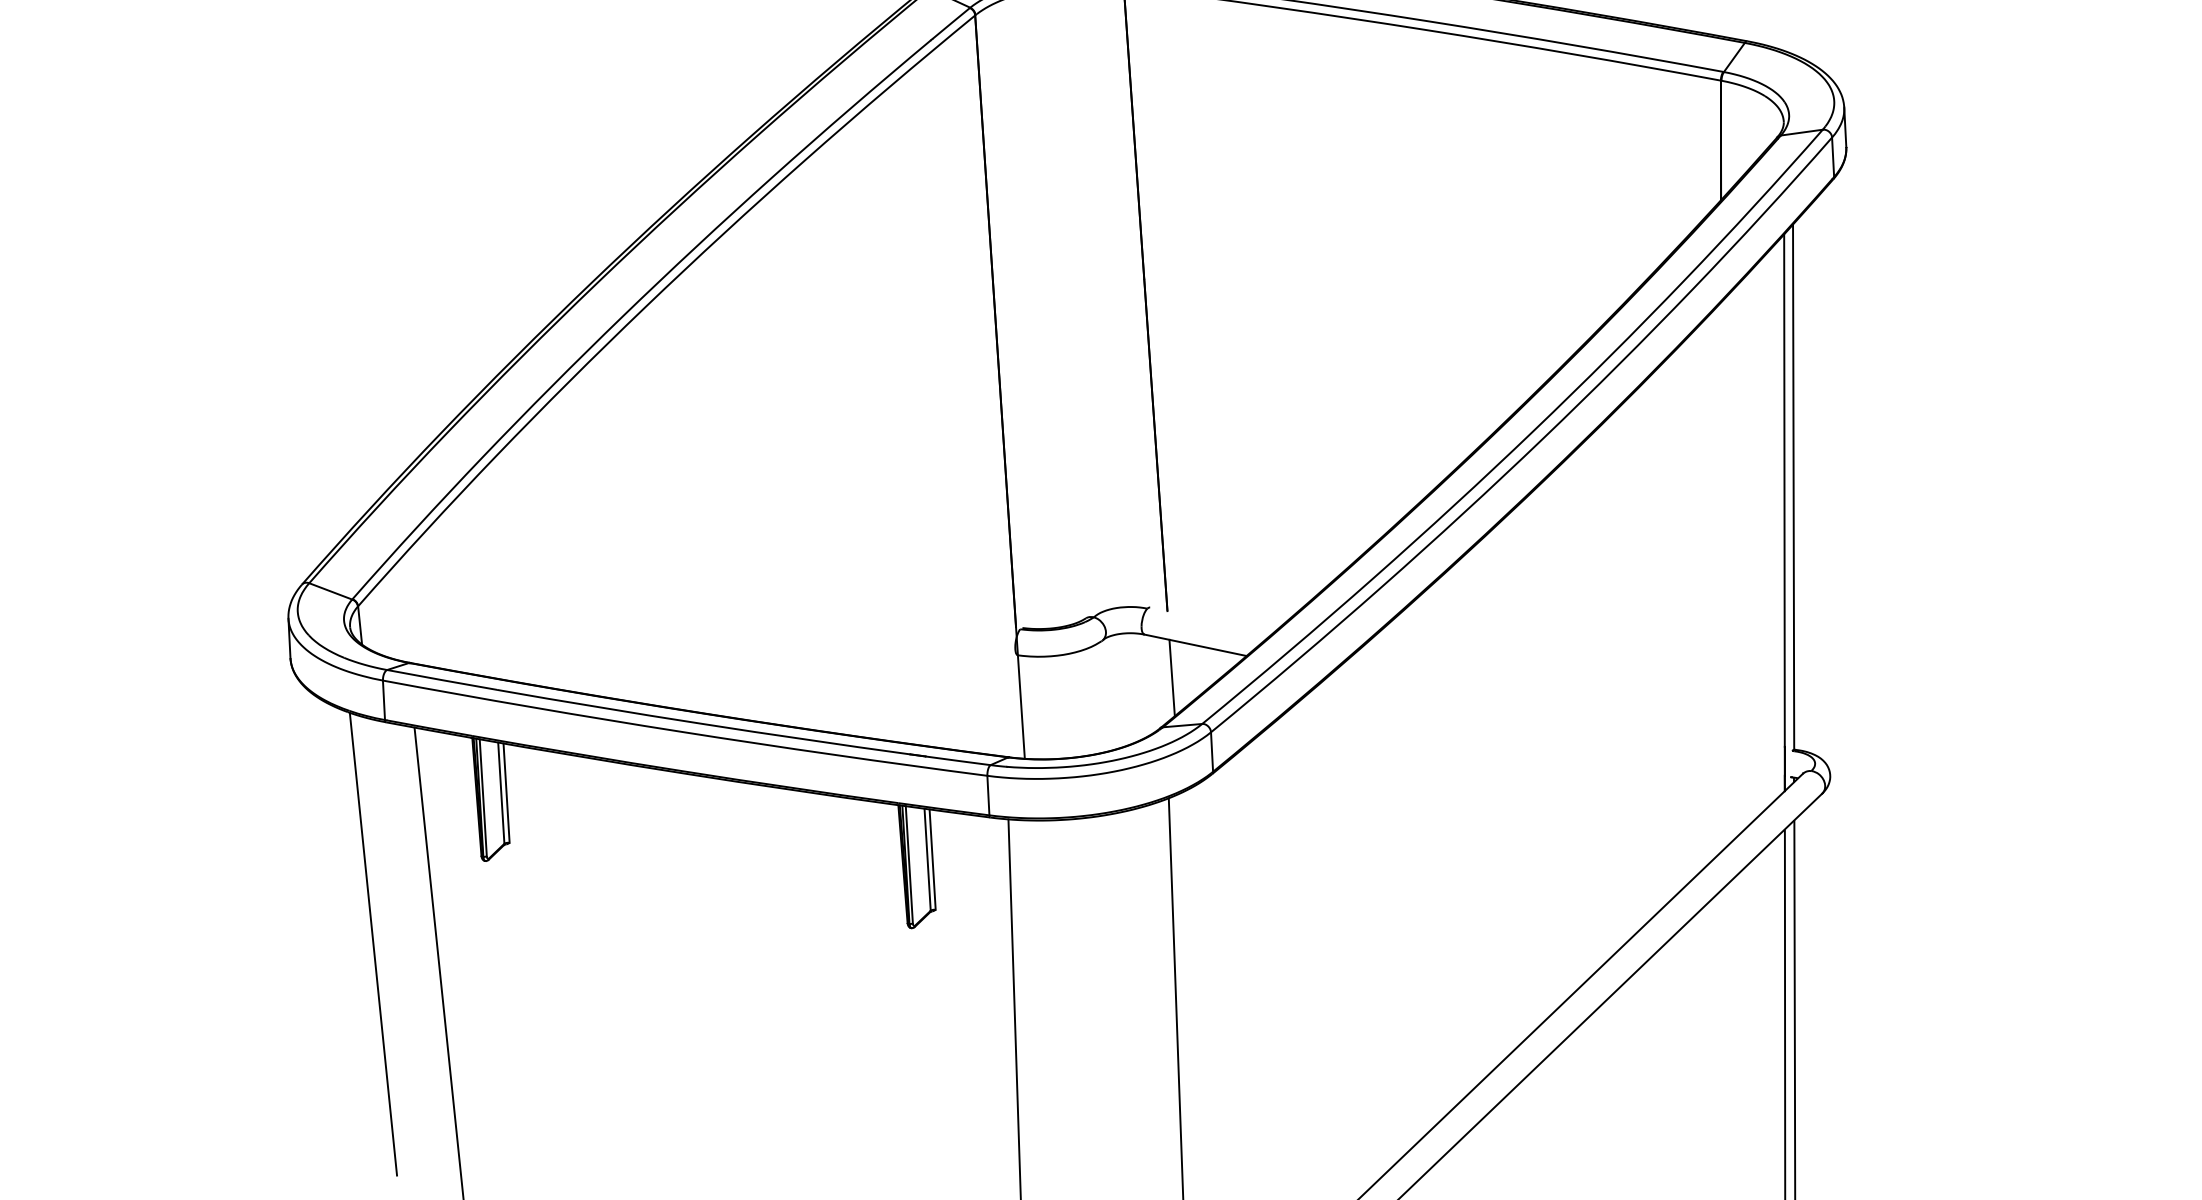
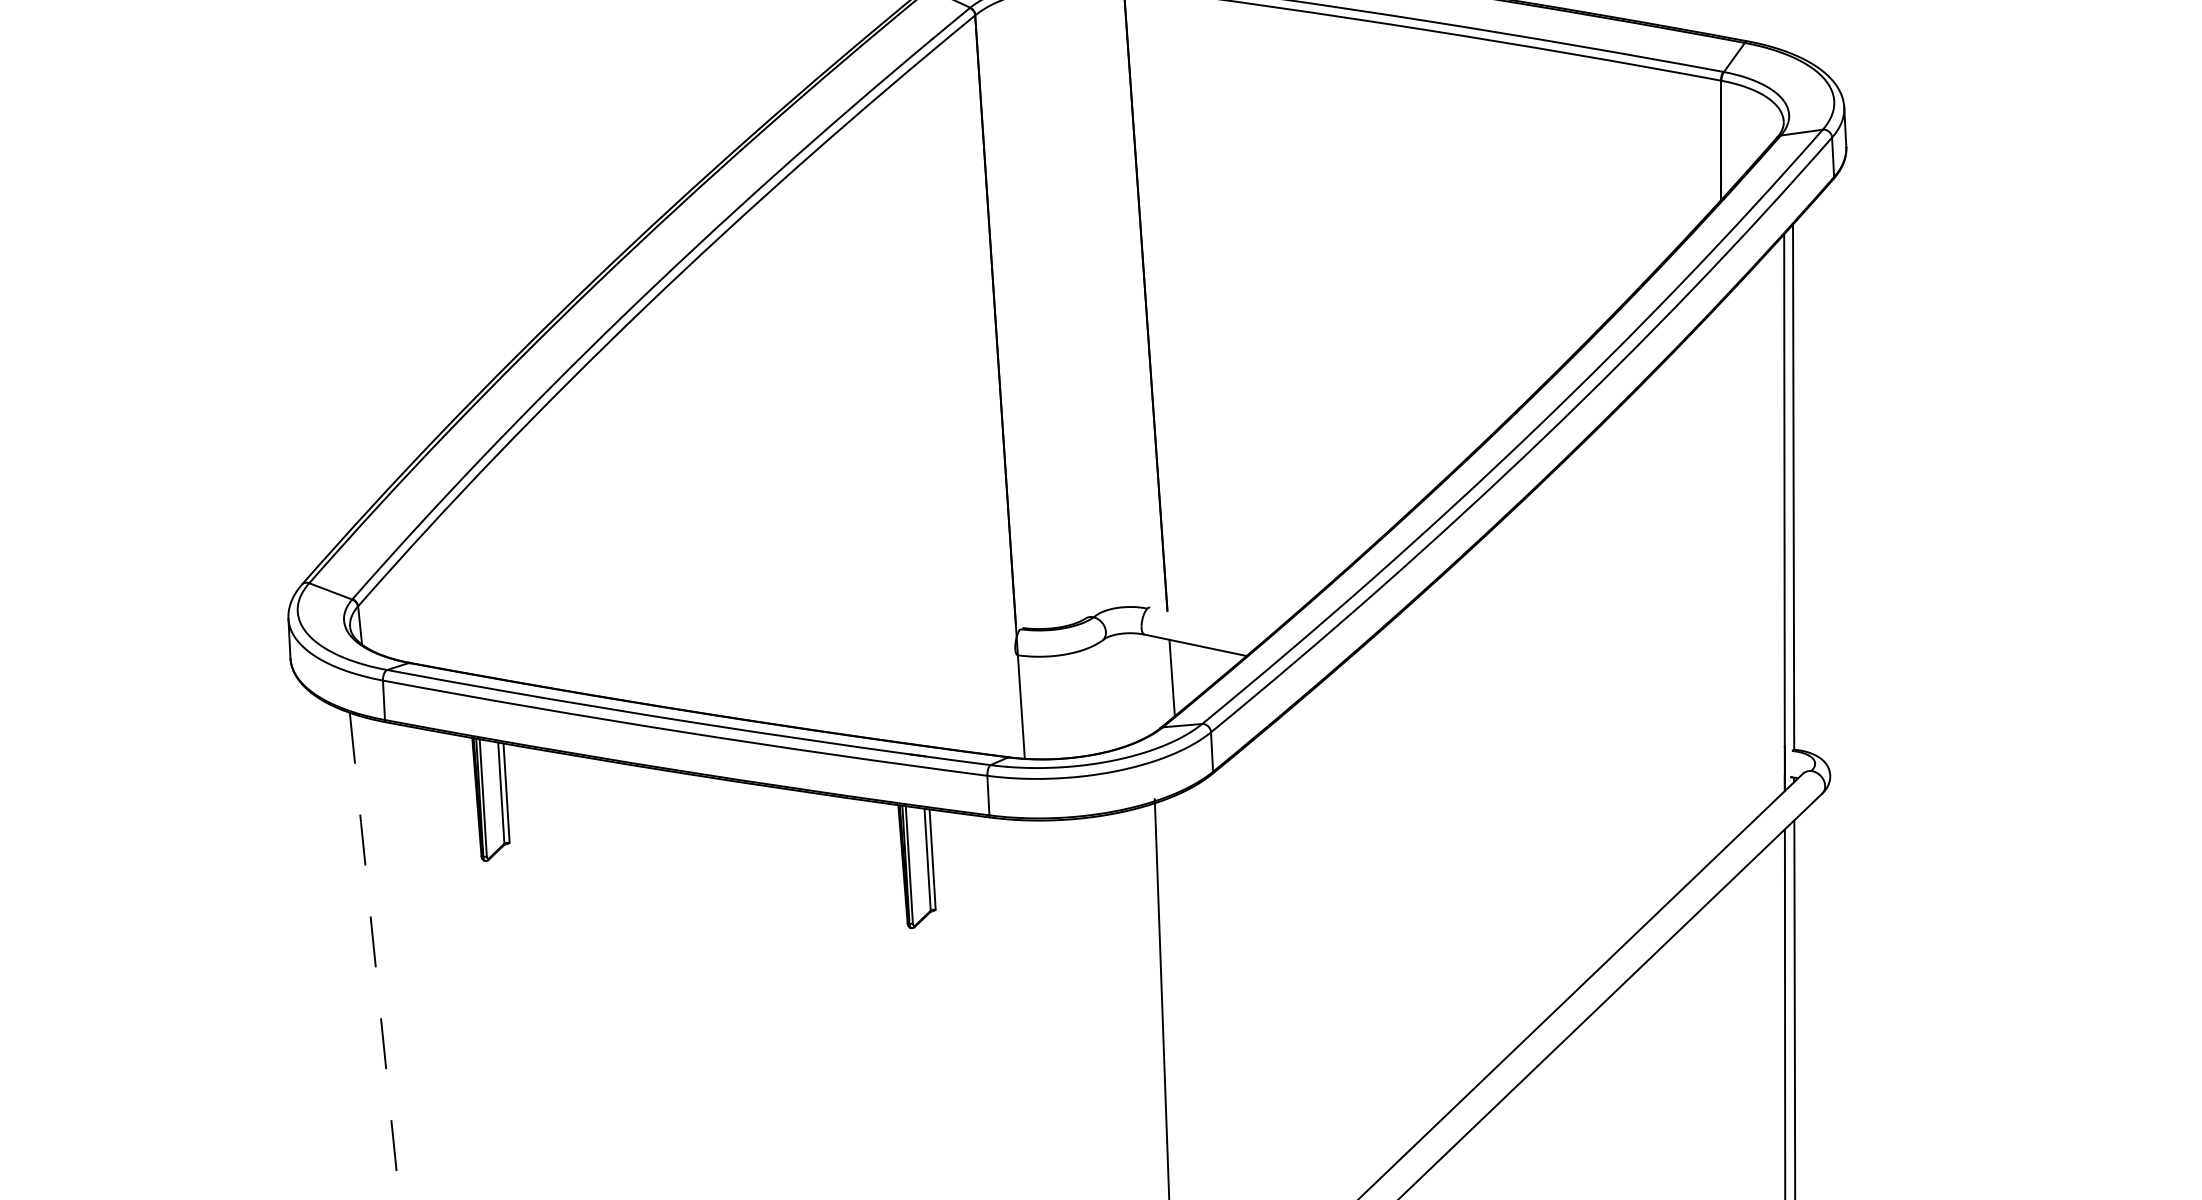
line: solid -> dashed (373, 944)
line: present -> none (438, 961)
line position: (1175, 997) -> (1161, 997) (1161, 997)
line: present -> none (1014, 1007)
